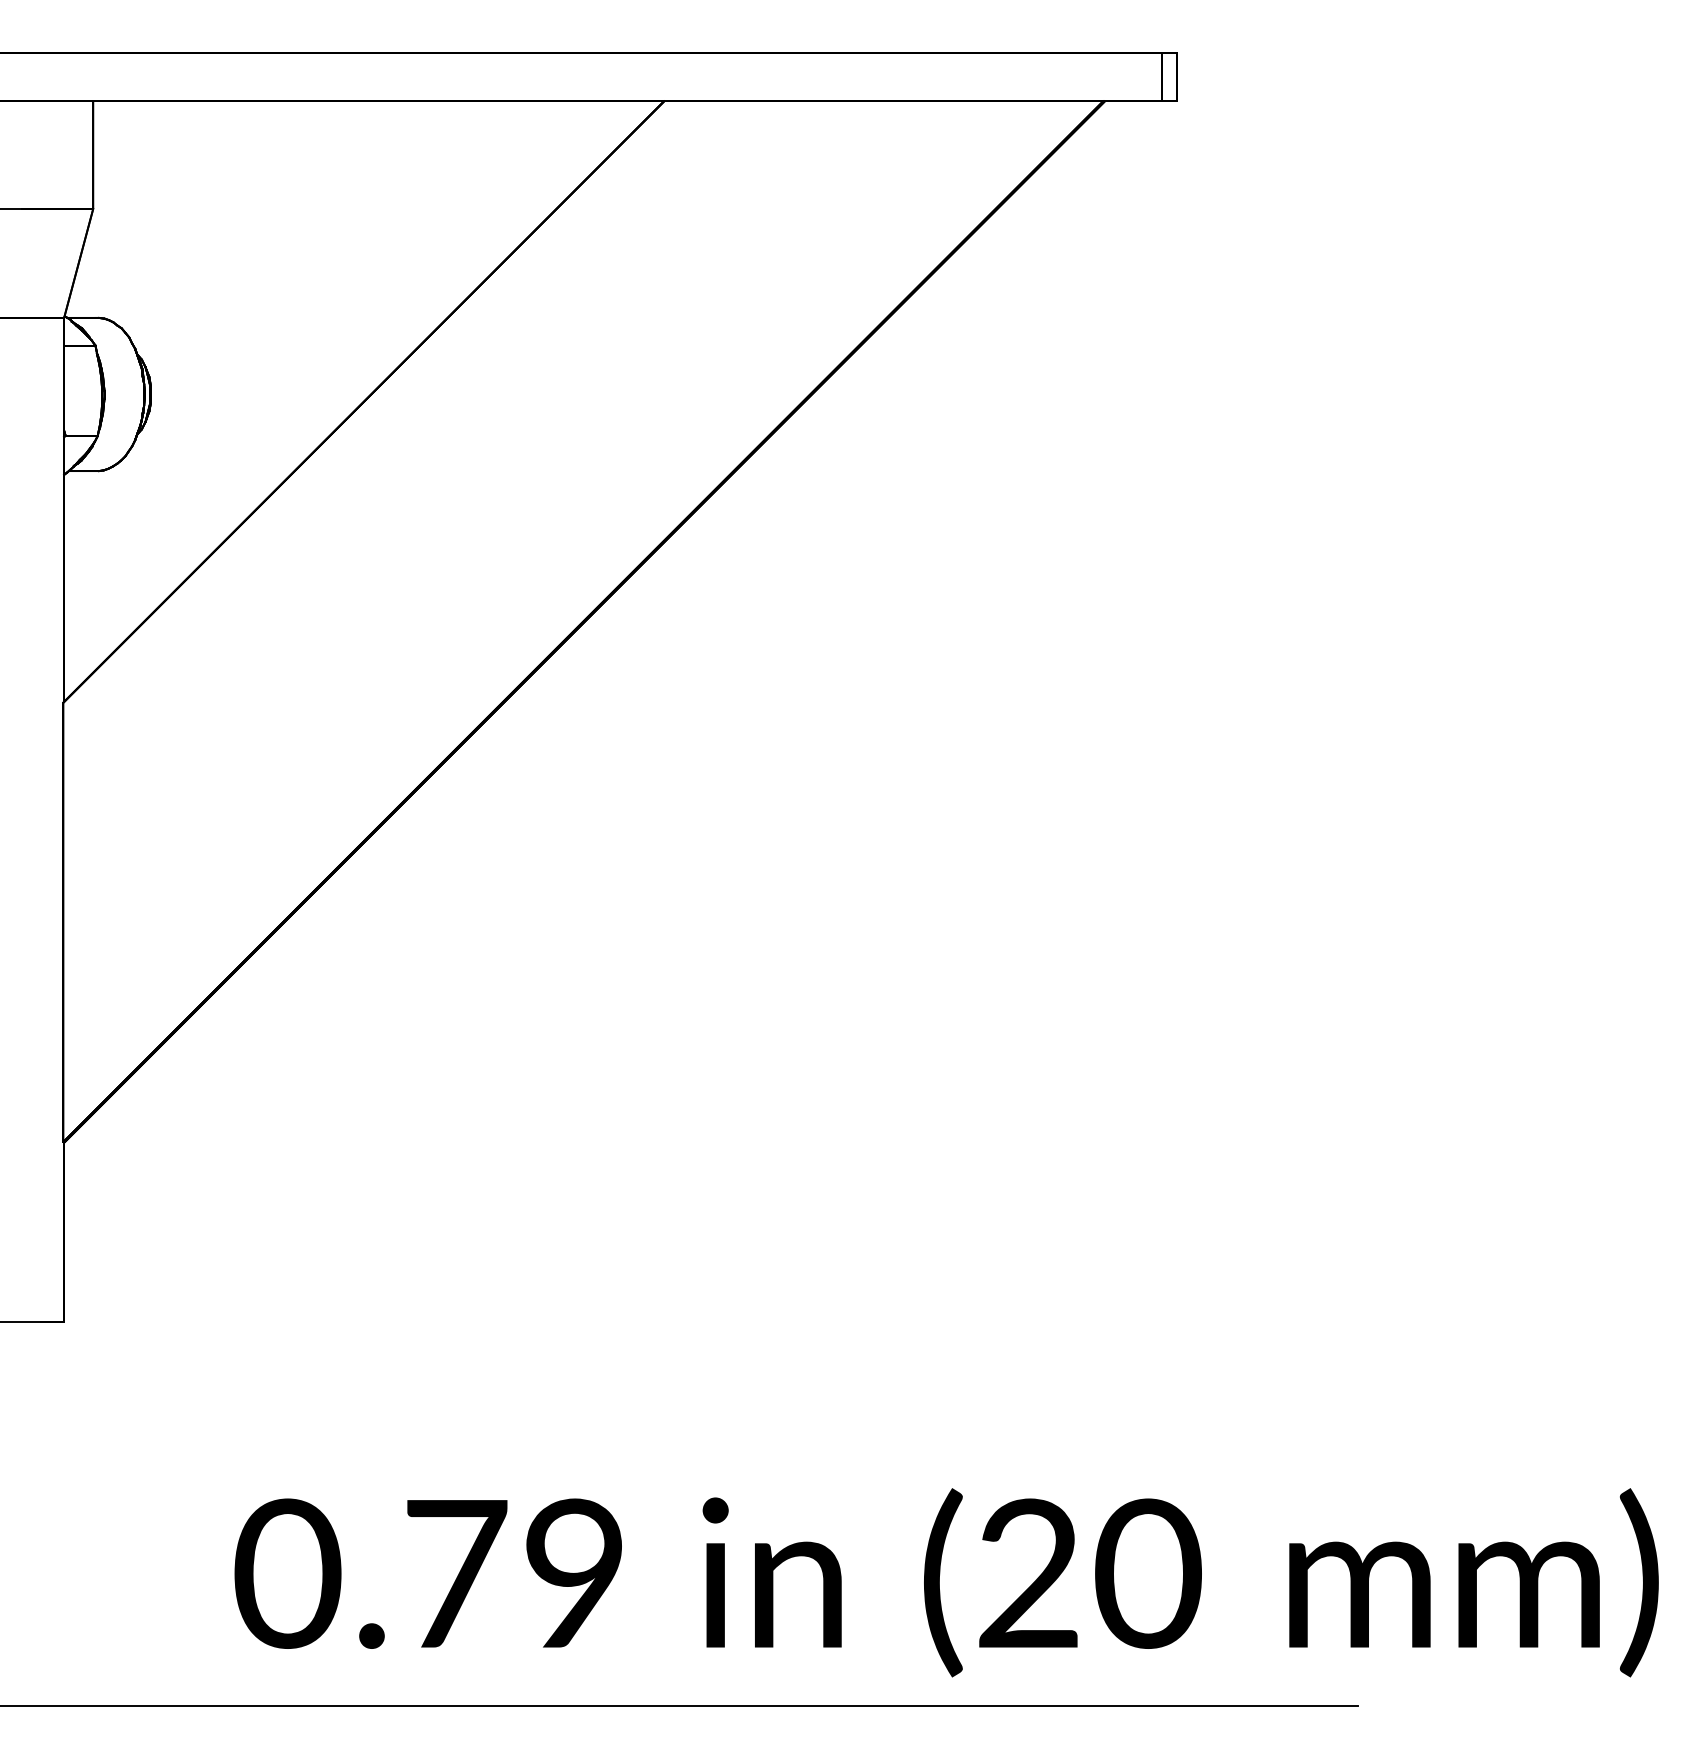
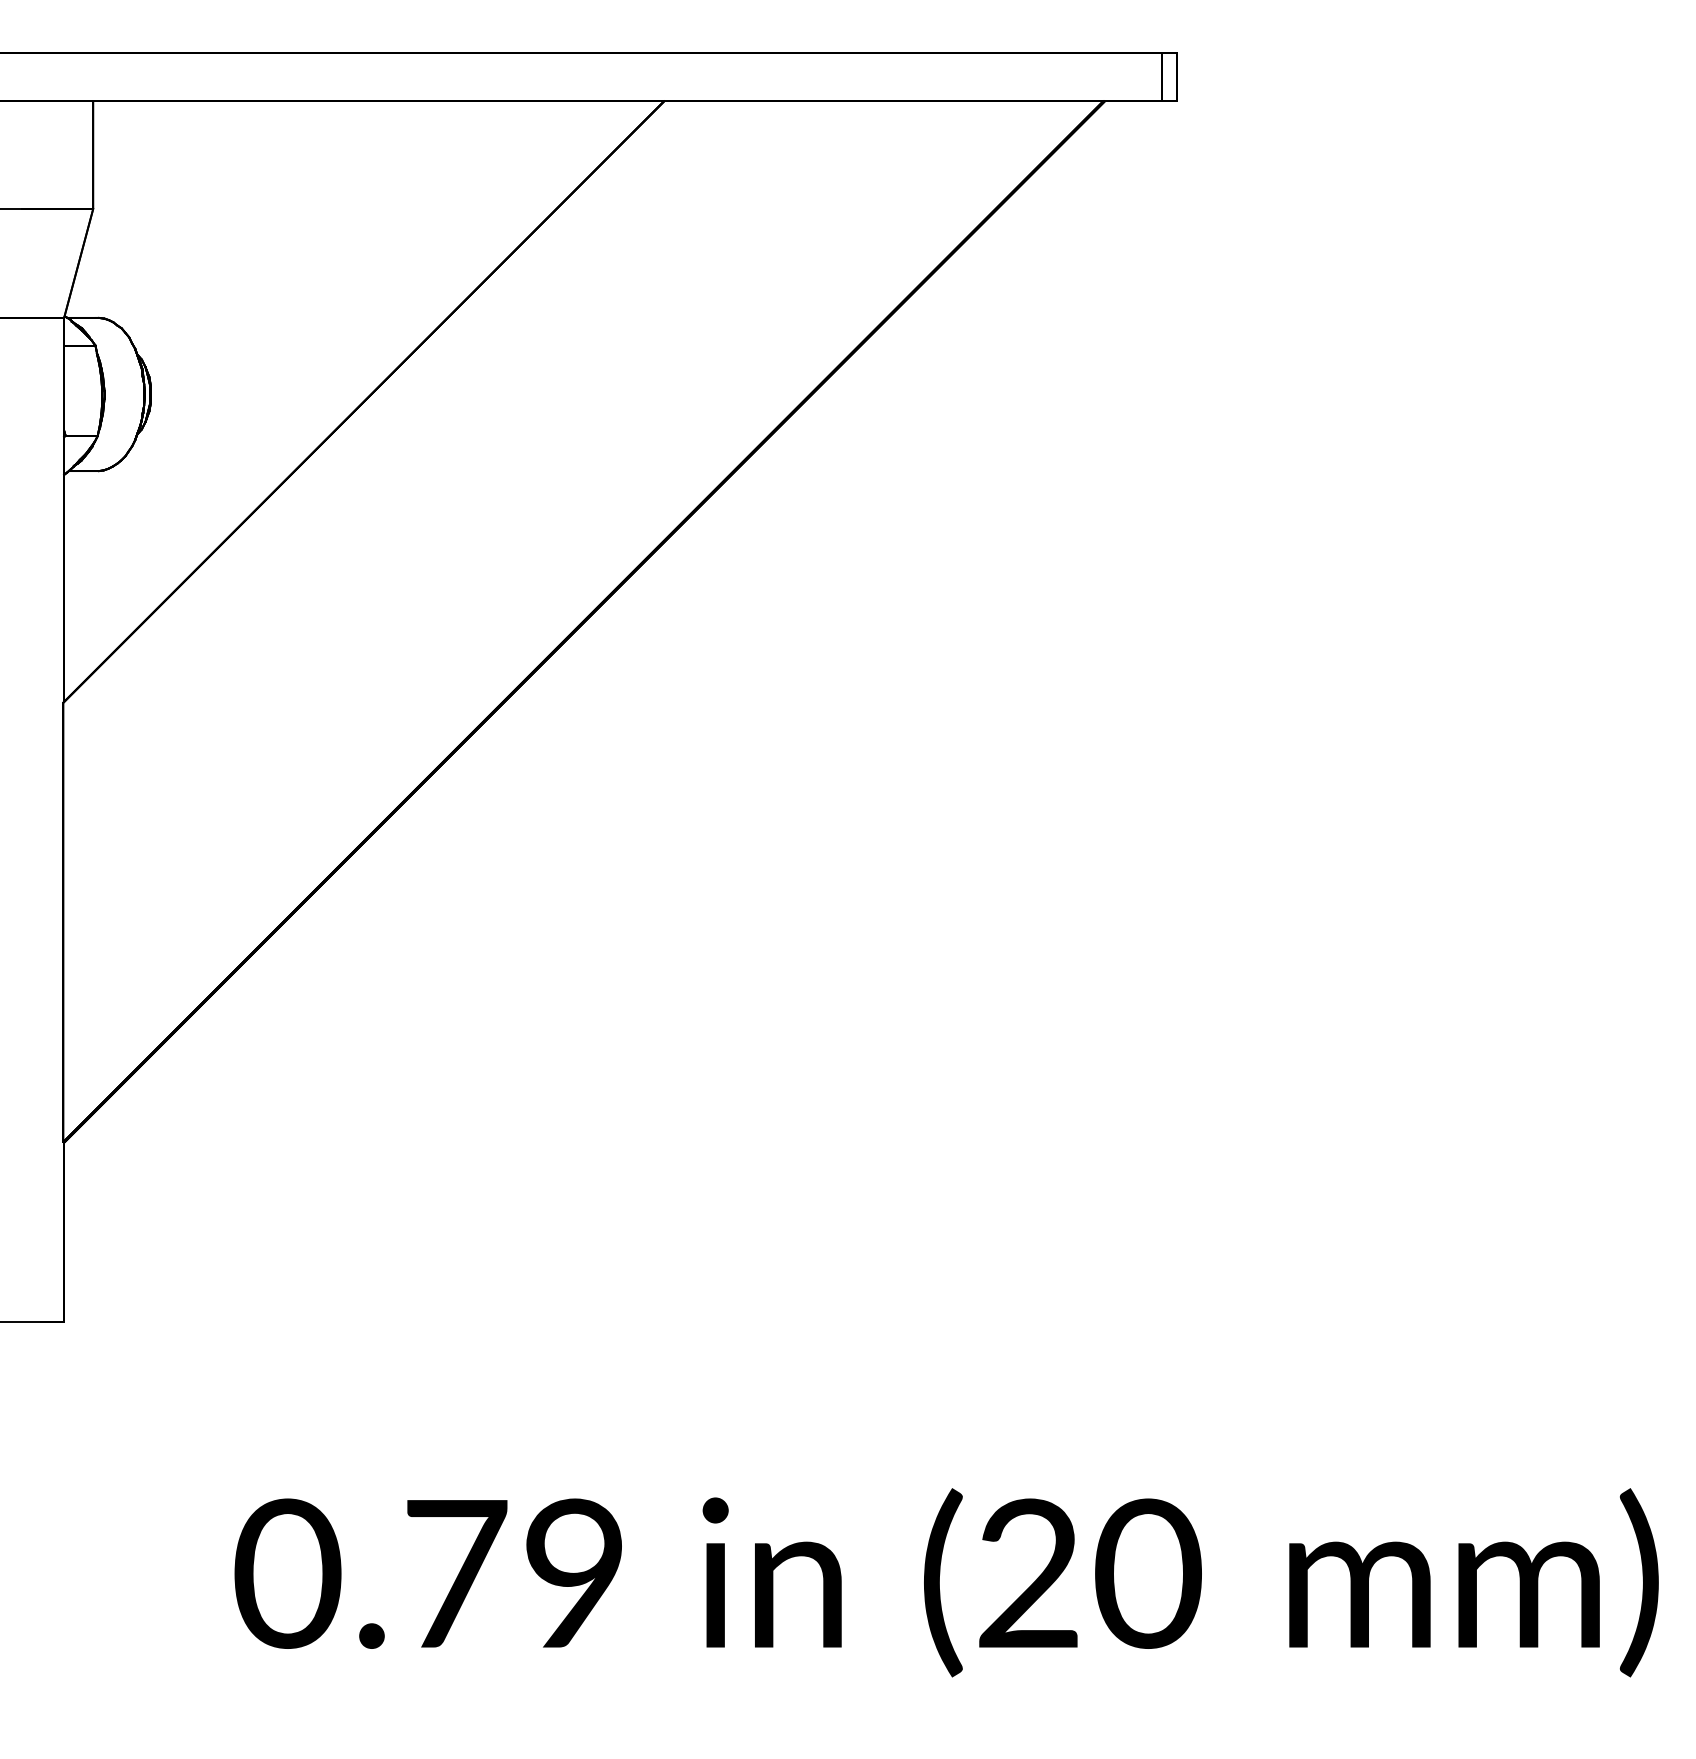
line: present -> none (680, 1706)
